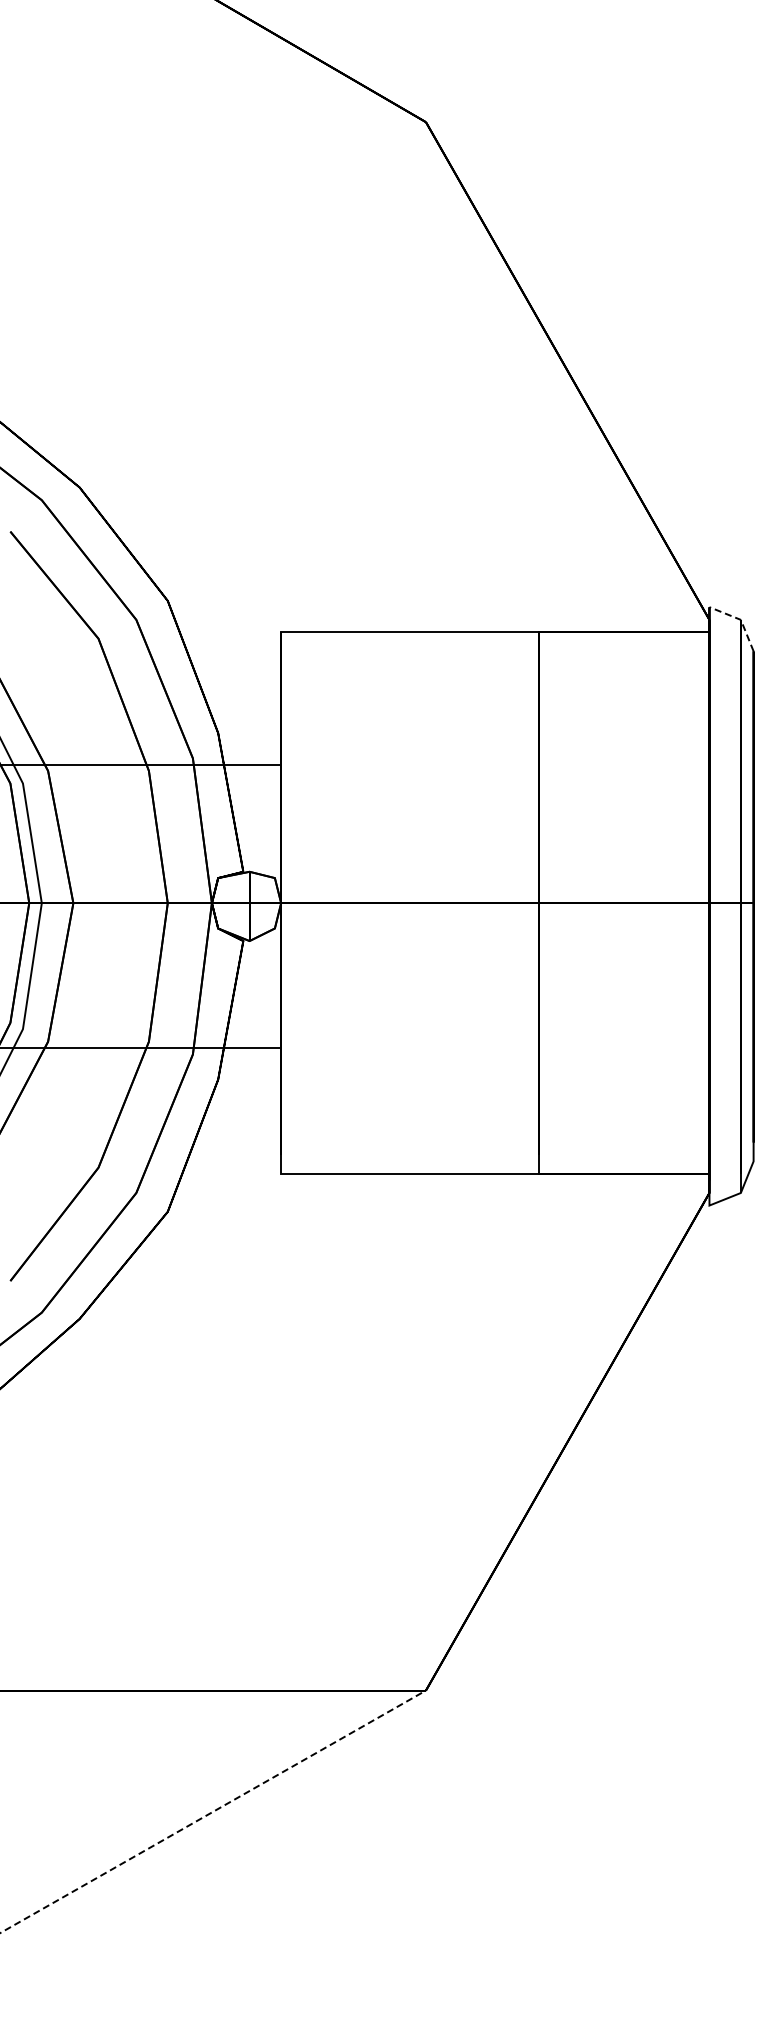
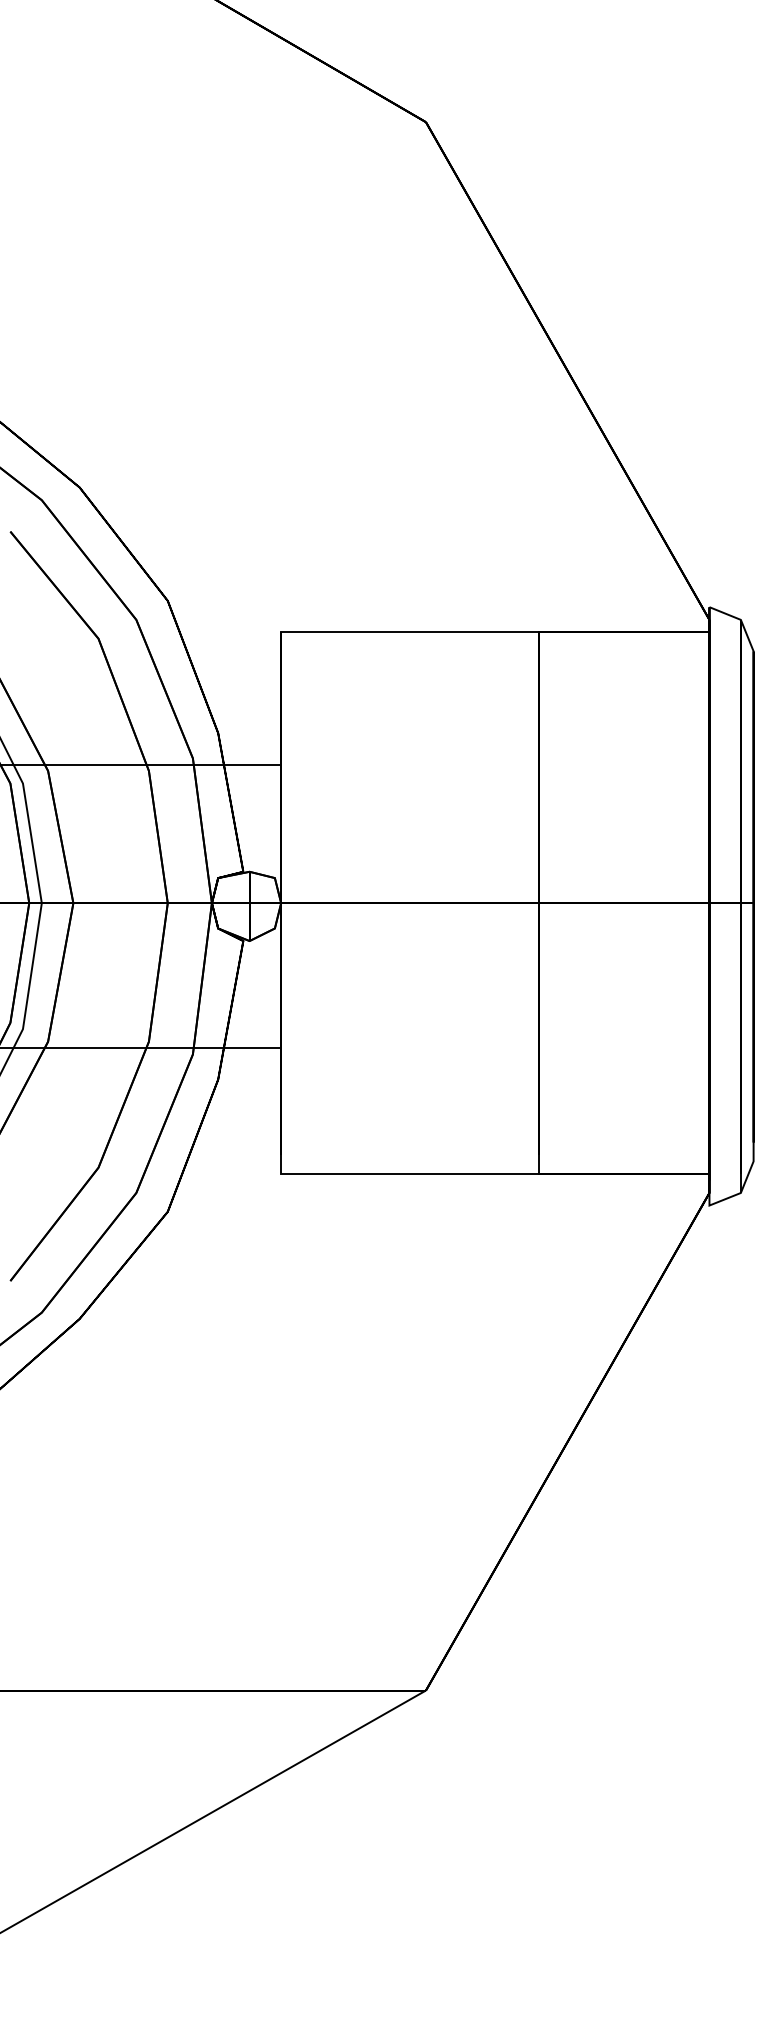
line: dashed -> solid (740, 619)
line: dashed -> solid (213, 1811)
